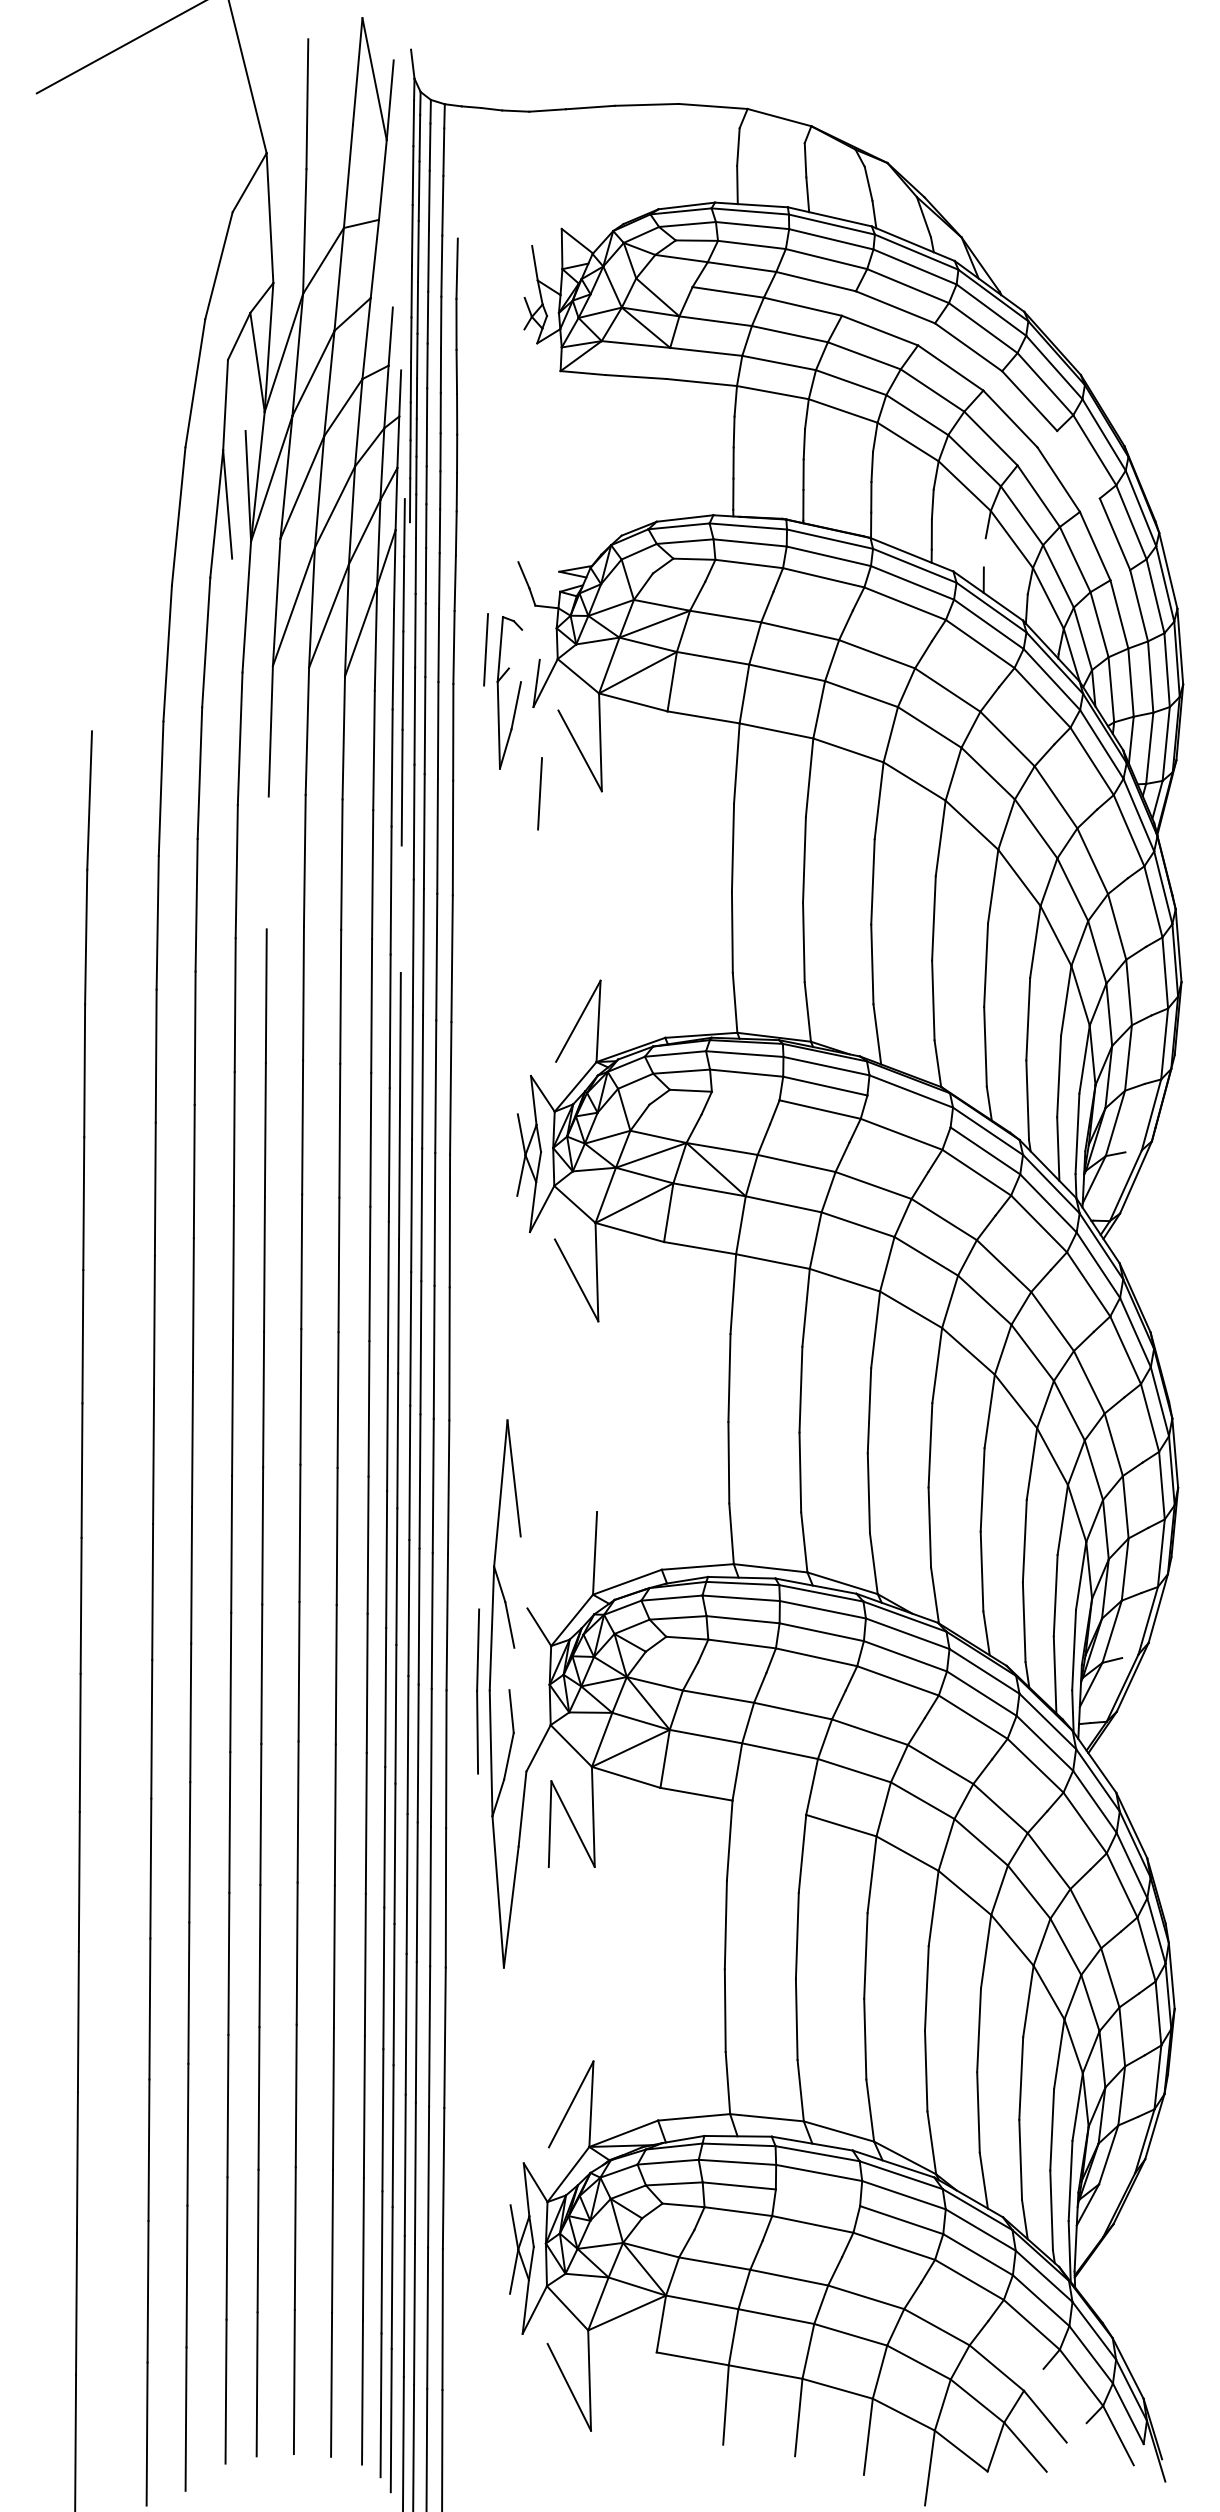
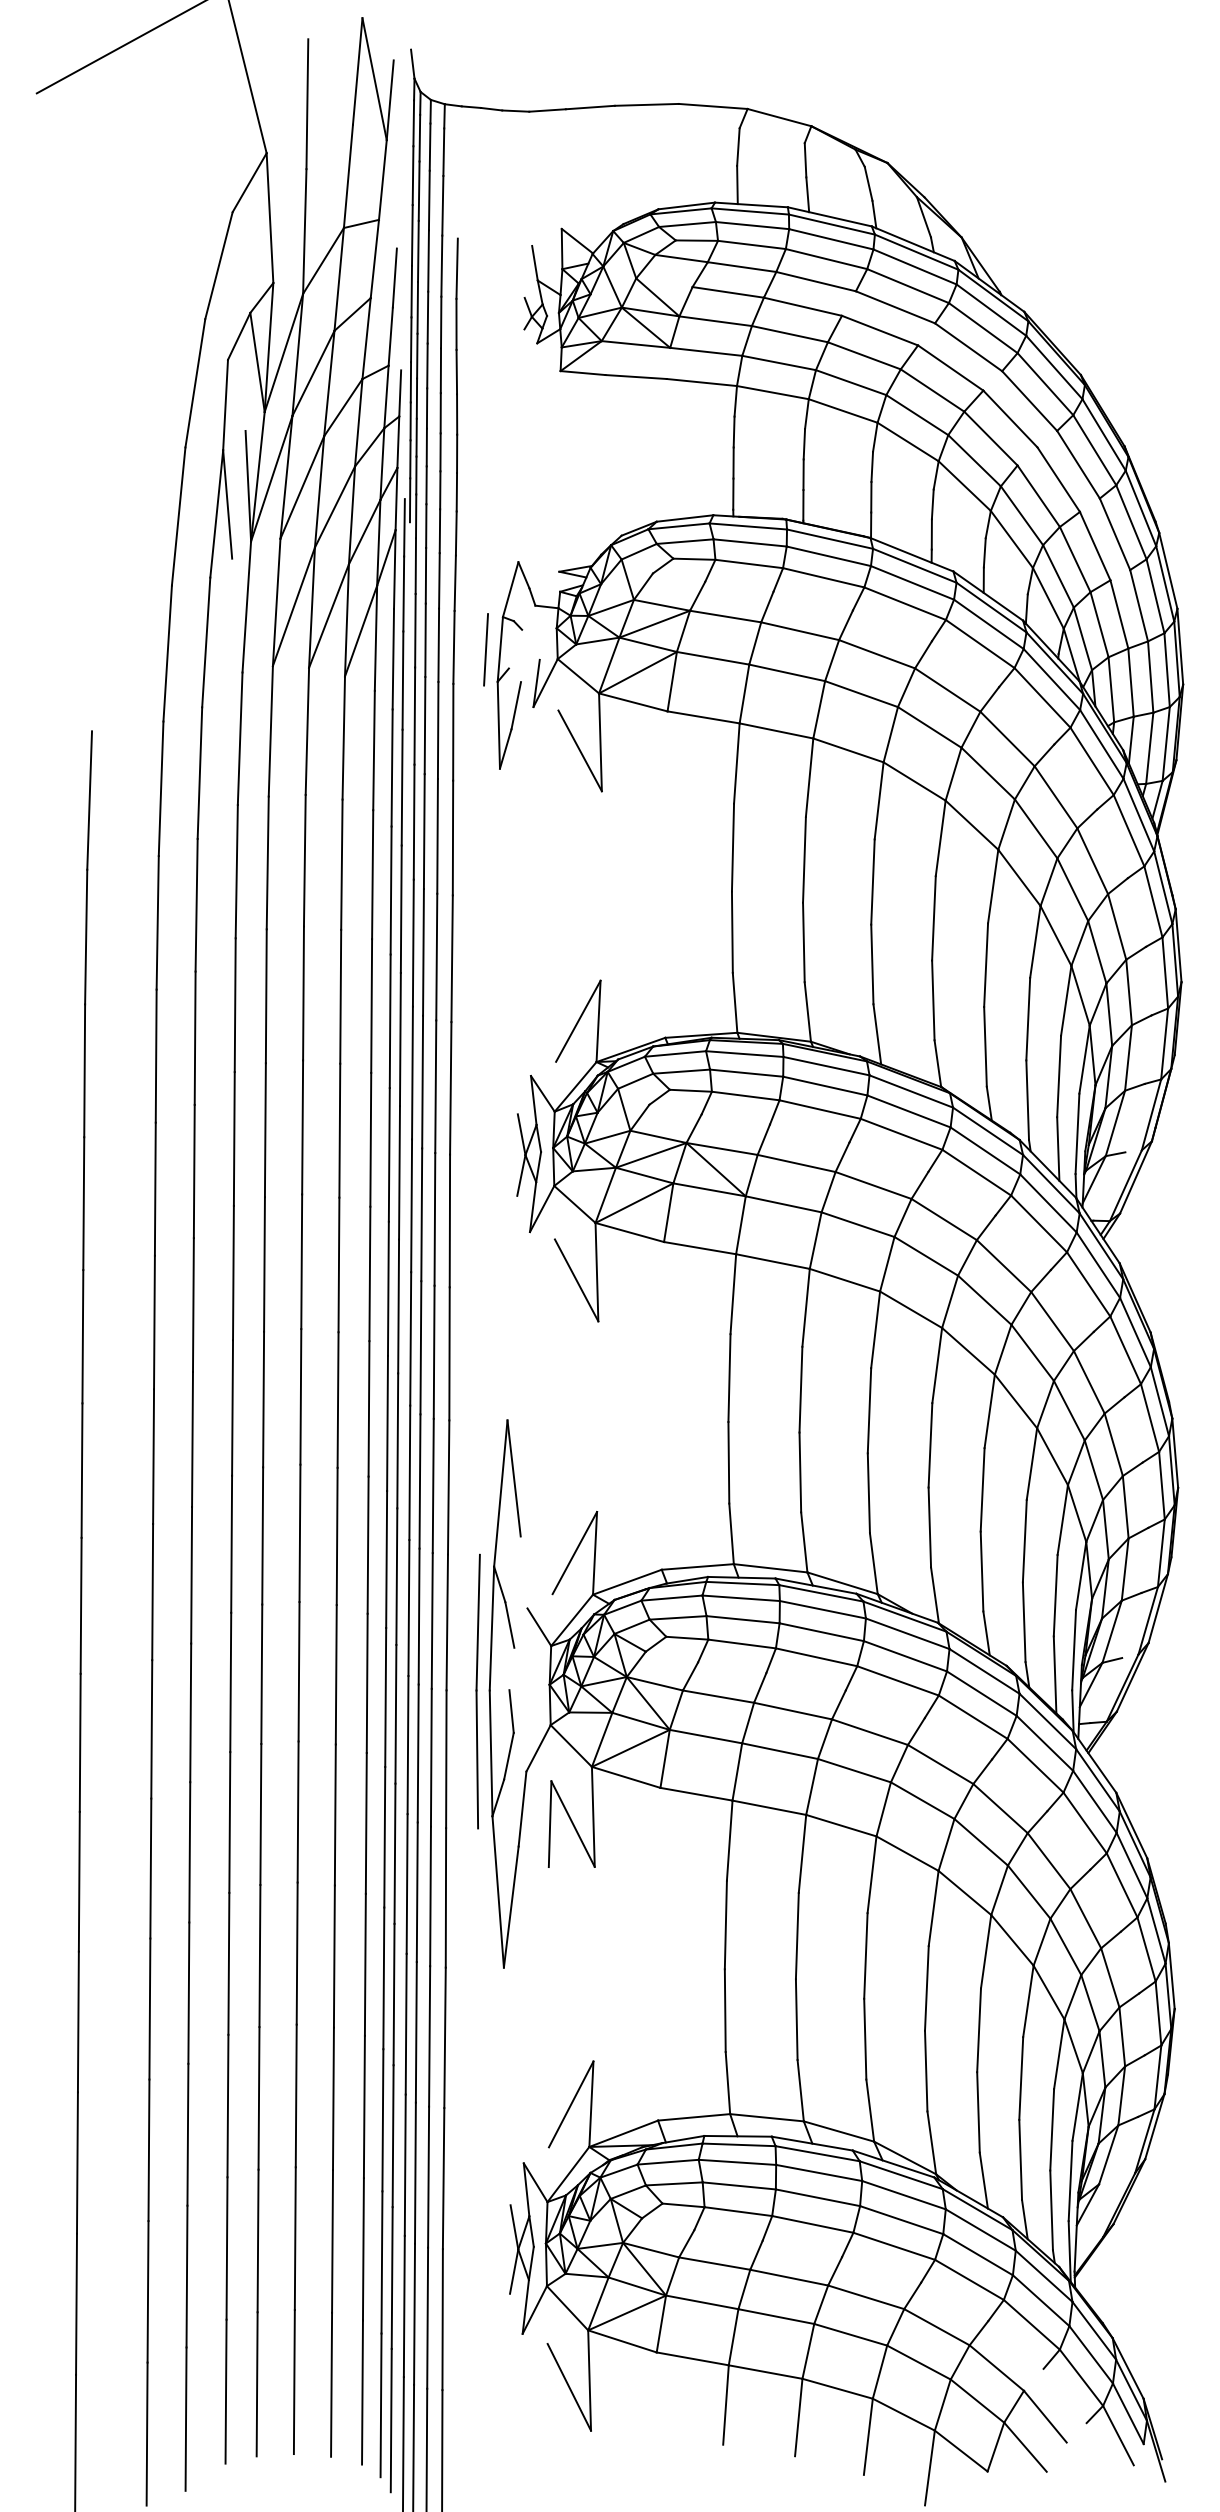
line: none -> present (394, 277)
line: none -> present (1078, 464)
line: none -> present (984, 552)
line: none -> present (510, 589)
line: present -> none (539, 793)
line: none -> present (267, 862)
line: none -> present (400, 908)
line: none -> present (745, 1095)
line: none -> present (908, 1111)
line: none -> present (574, 1552)
part size: 4x167 px -> 6x277 px (477, 1691)
line: none -> present (769, 1807)
line: none -> present (817, 2197)
line: none -> present (622, 2341)
